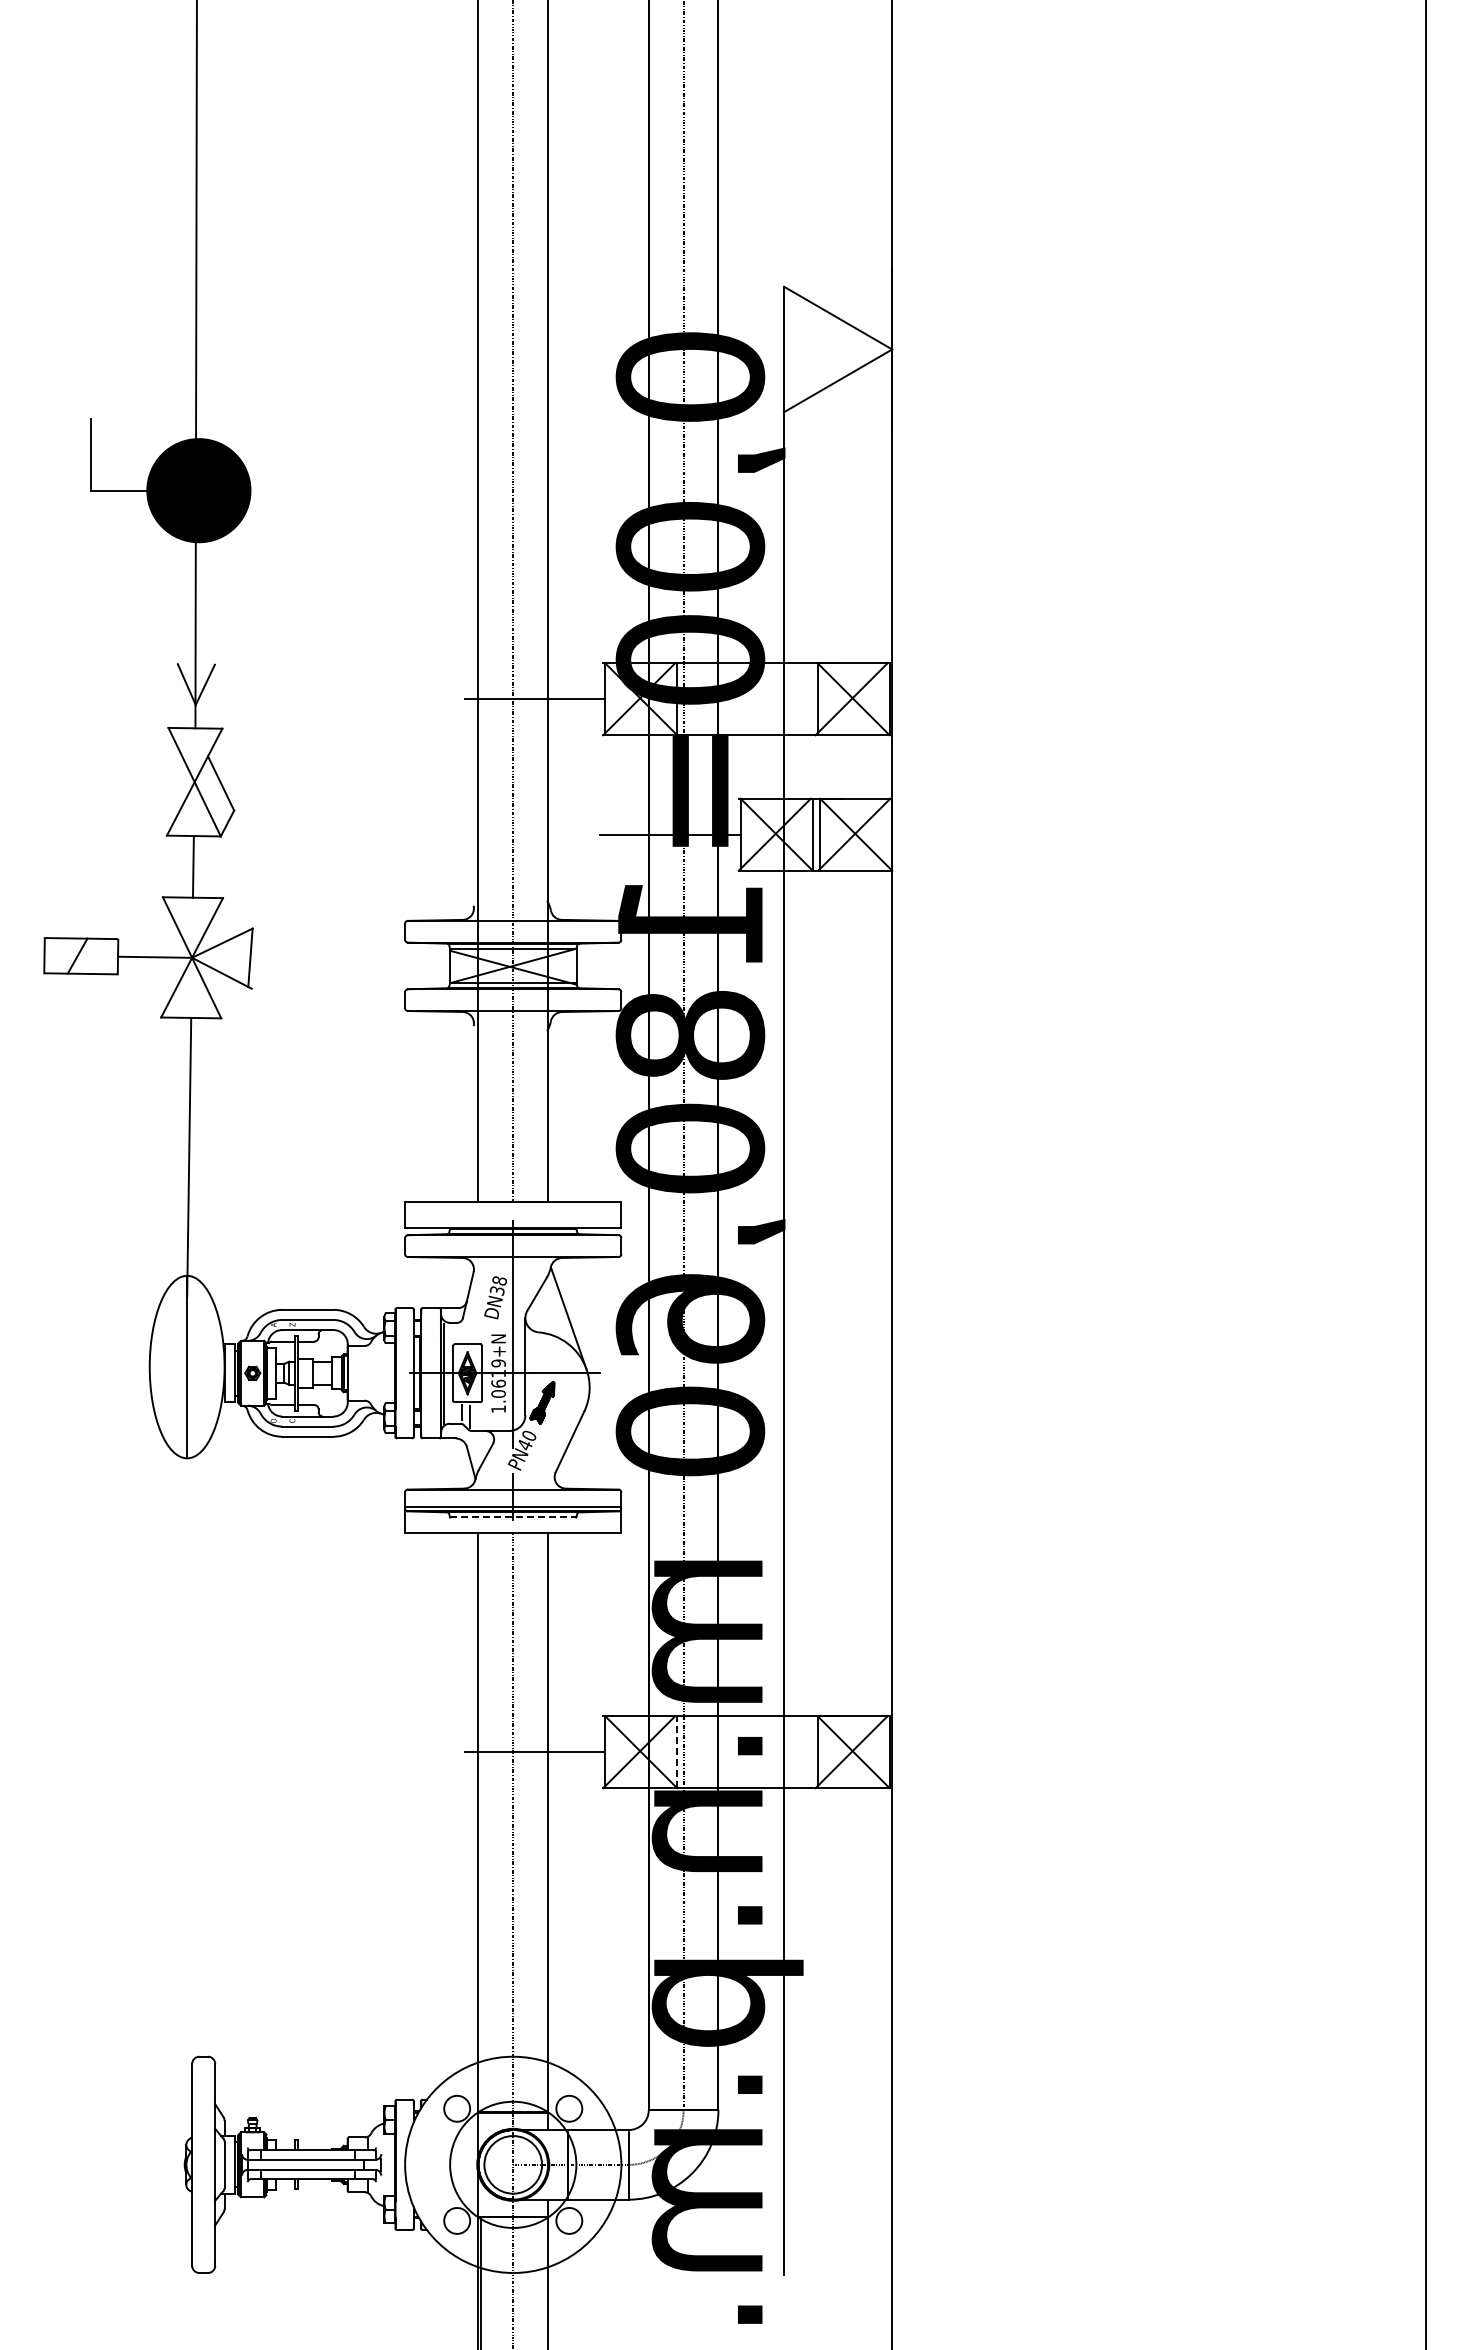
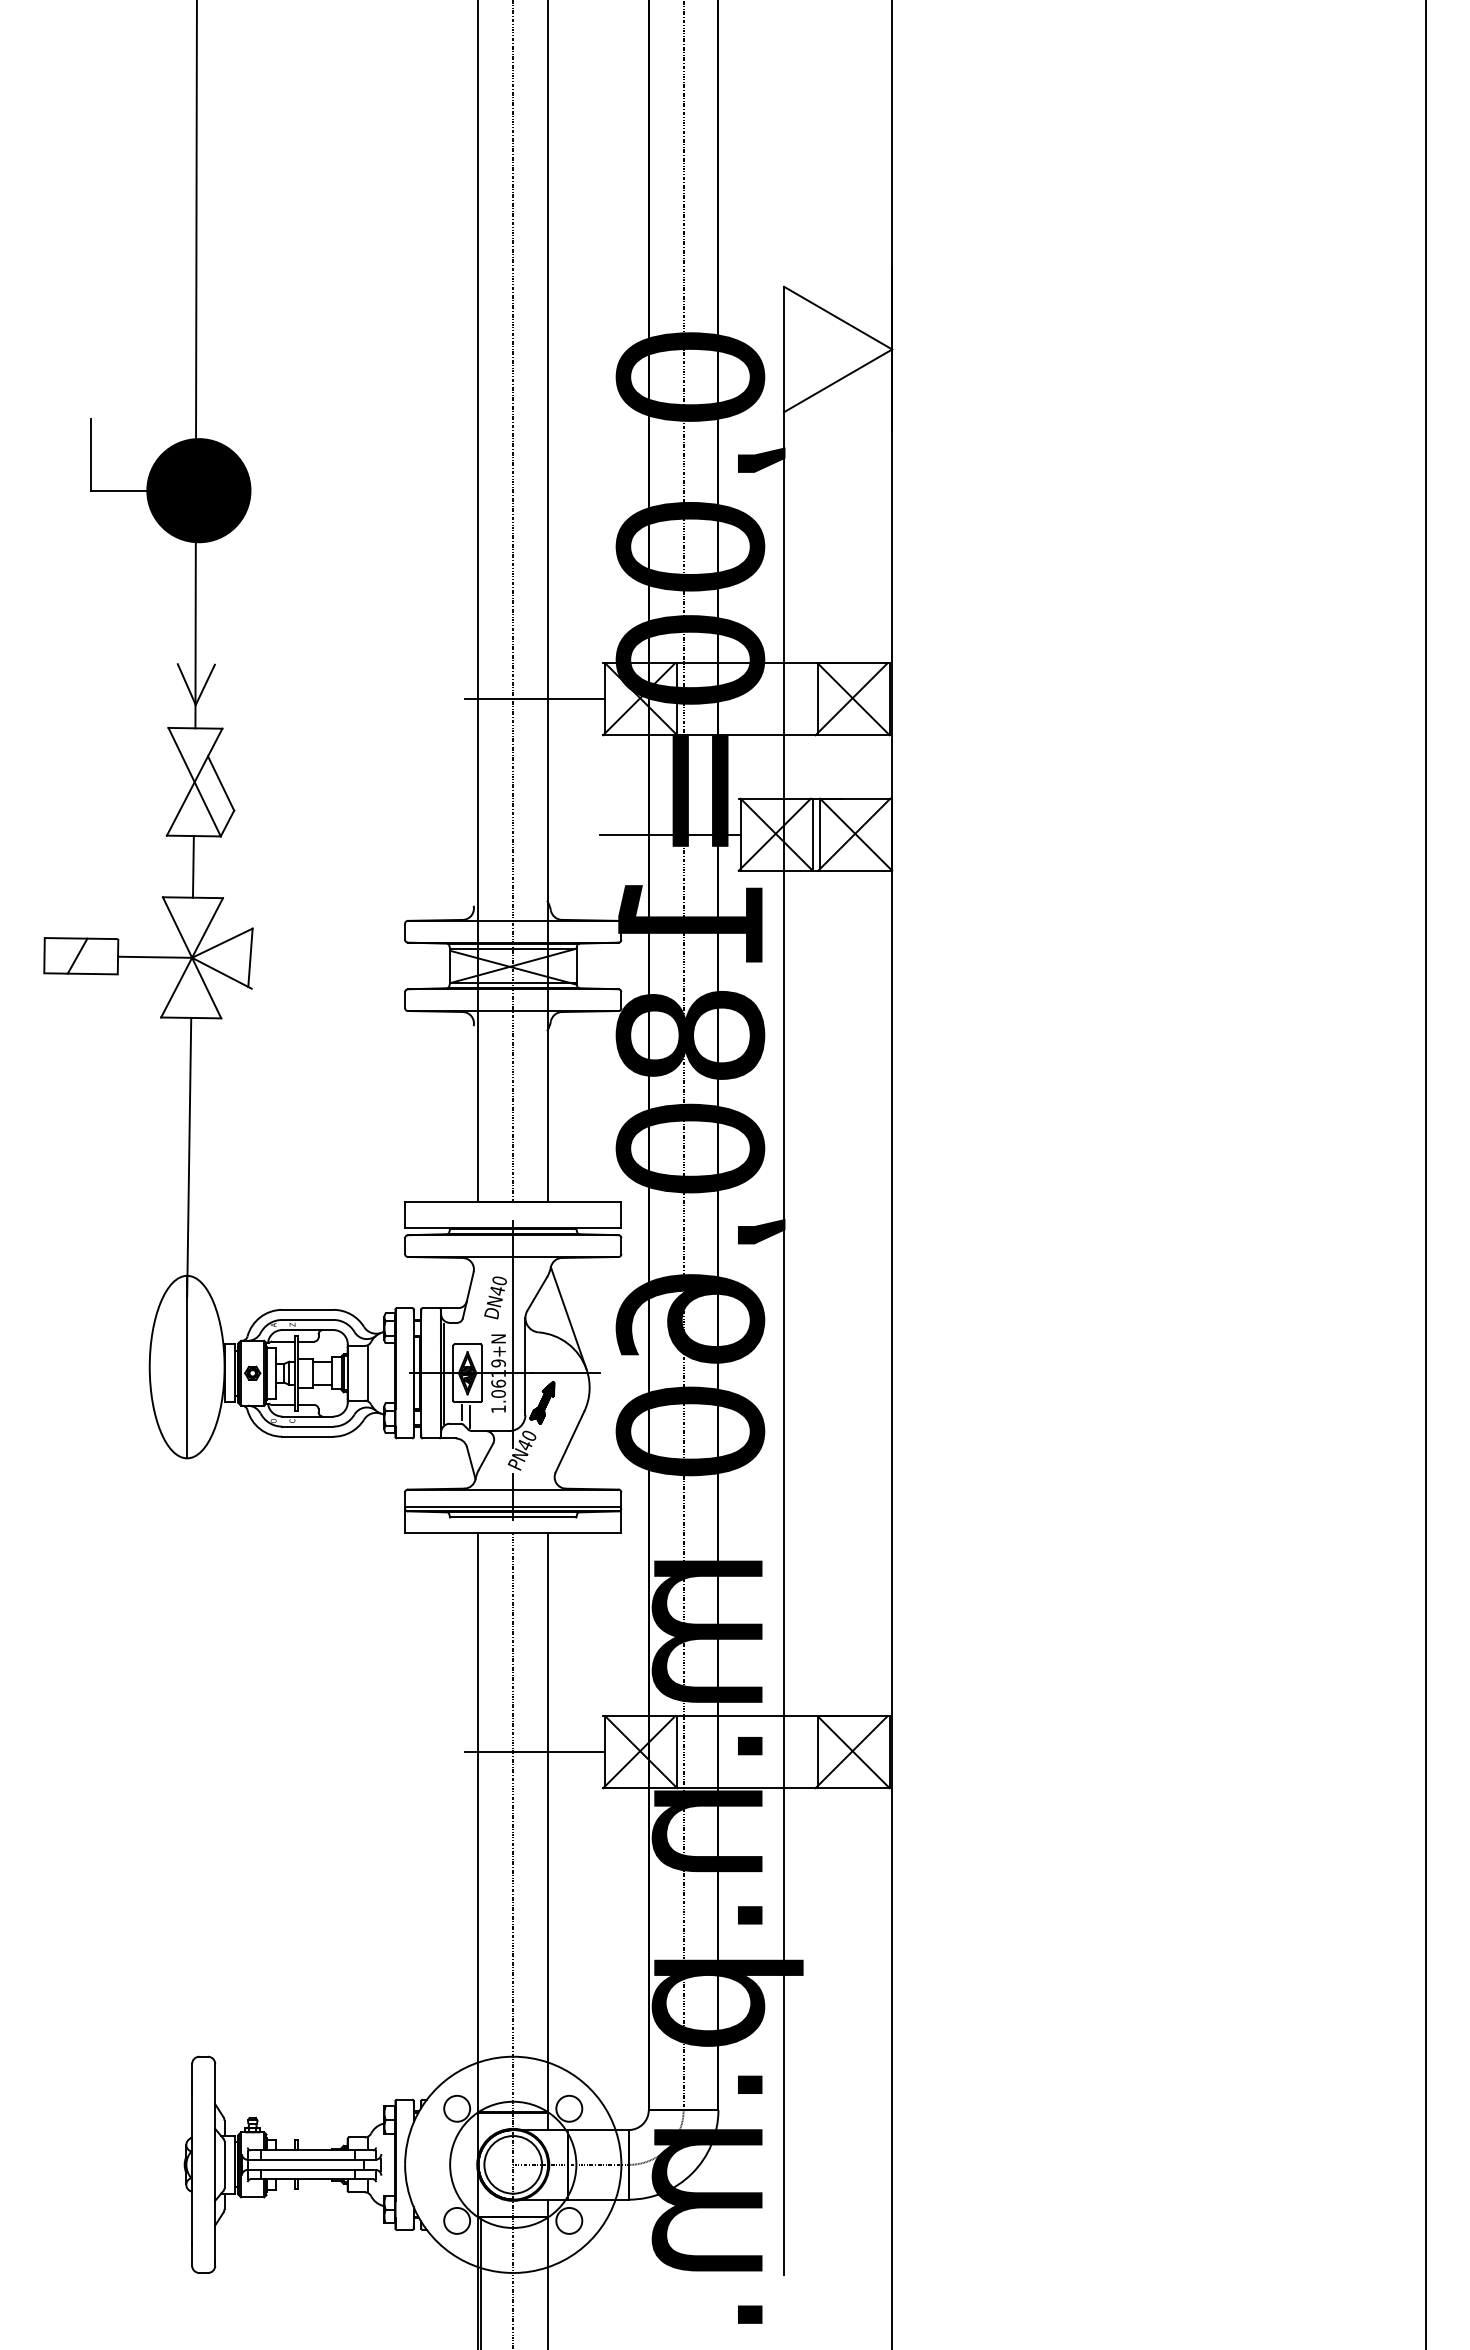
text: DN38 -> DN40 (497, 1285)
line: none -> present (368, 1373)
line: dashed -> solid (513, 1517)
line: dashed -> solid (677, 1751)
